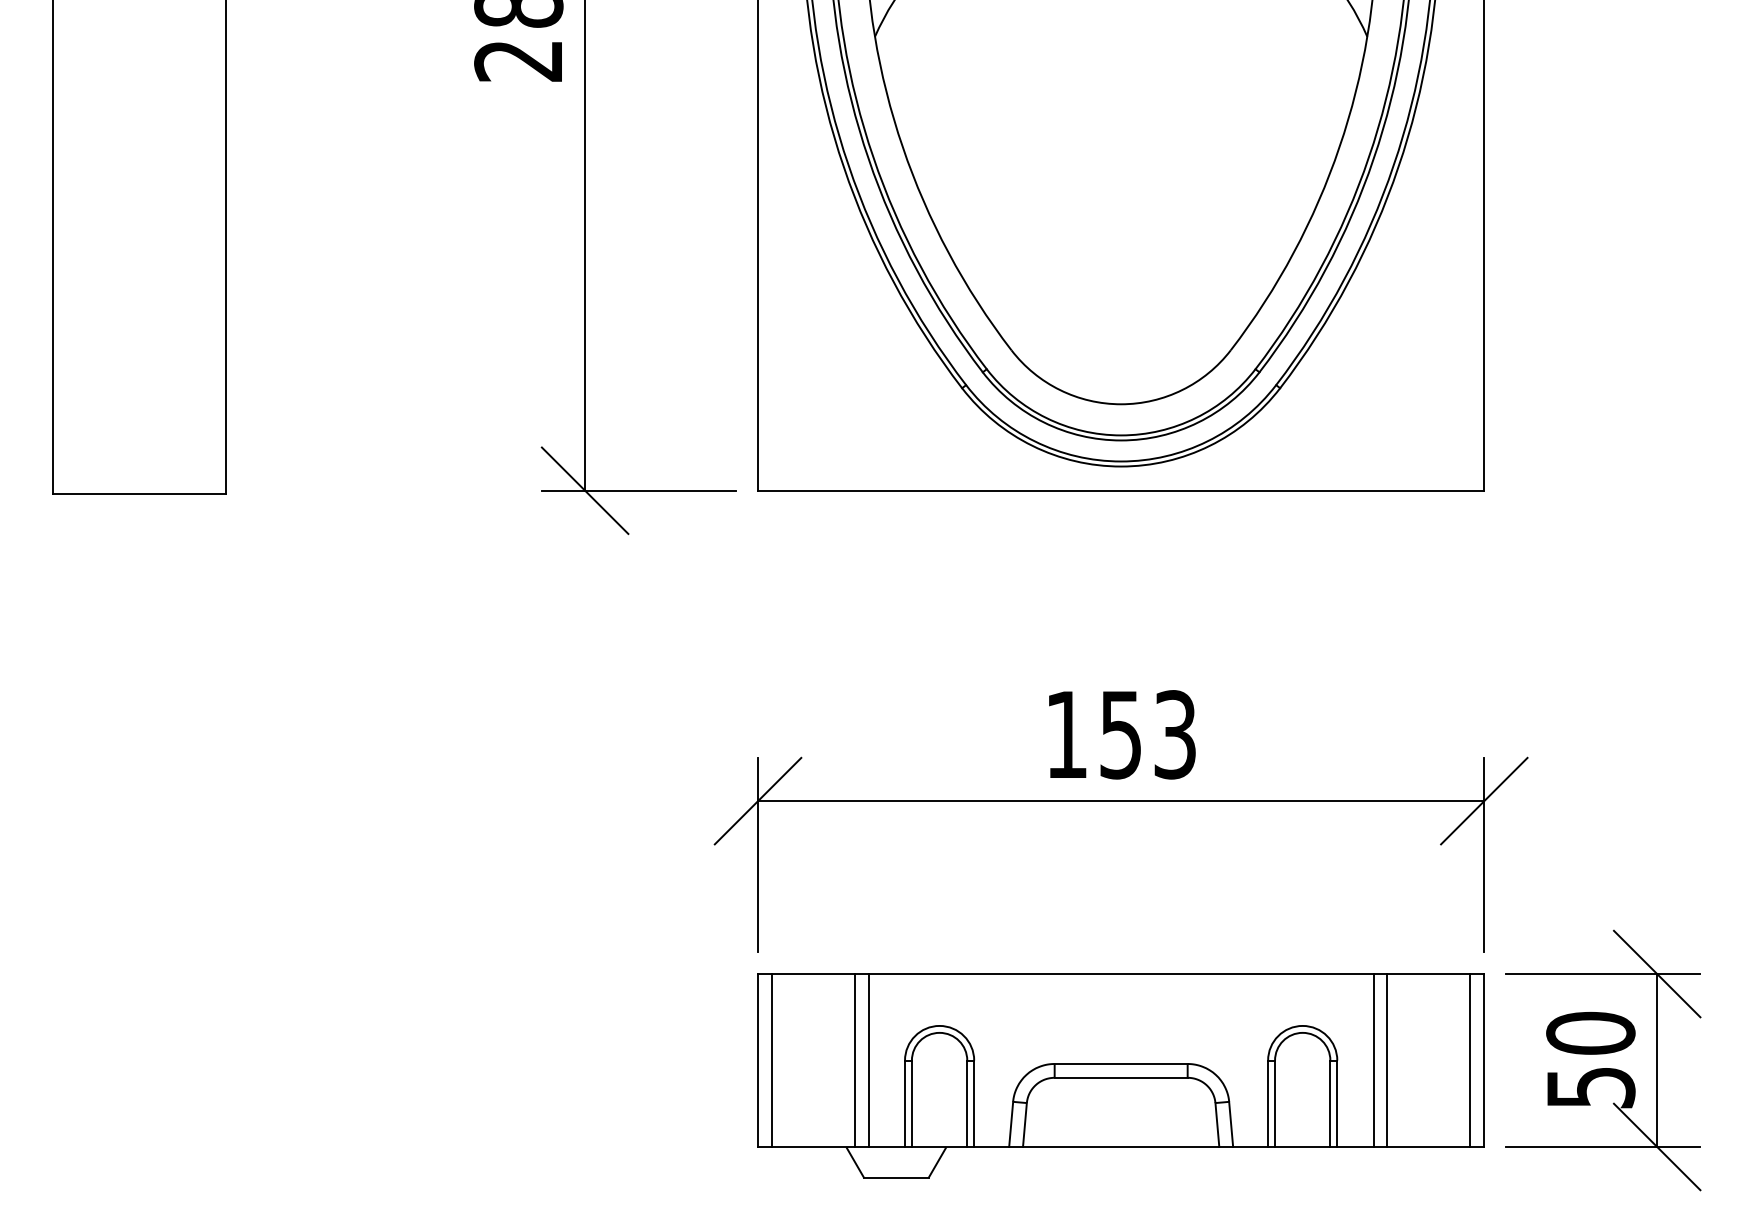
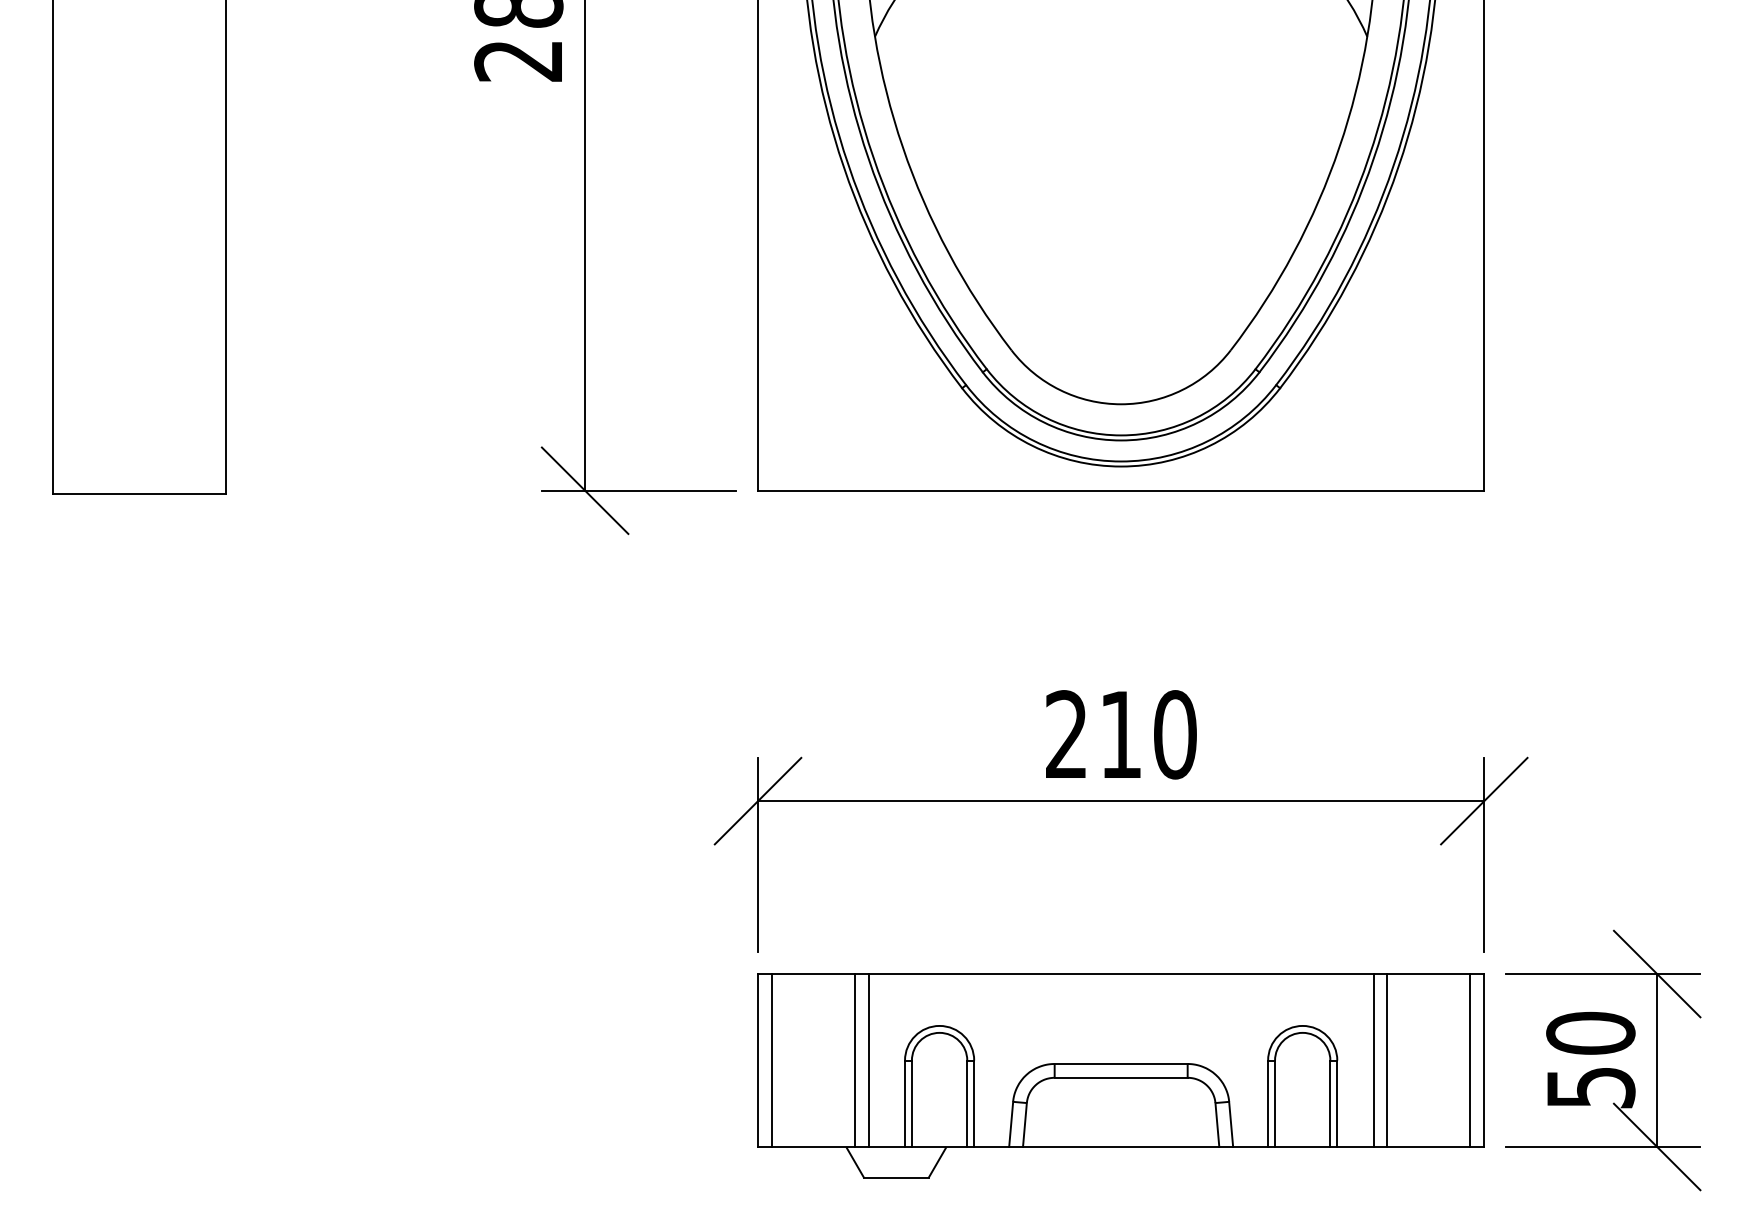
text: 153 -> 210 (1121, 734)
